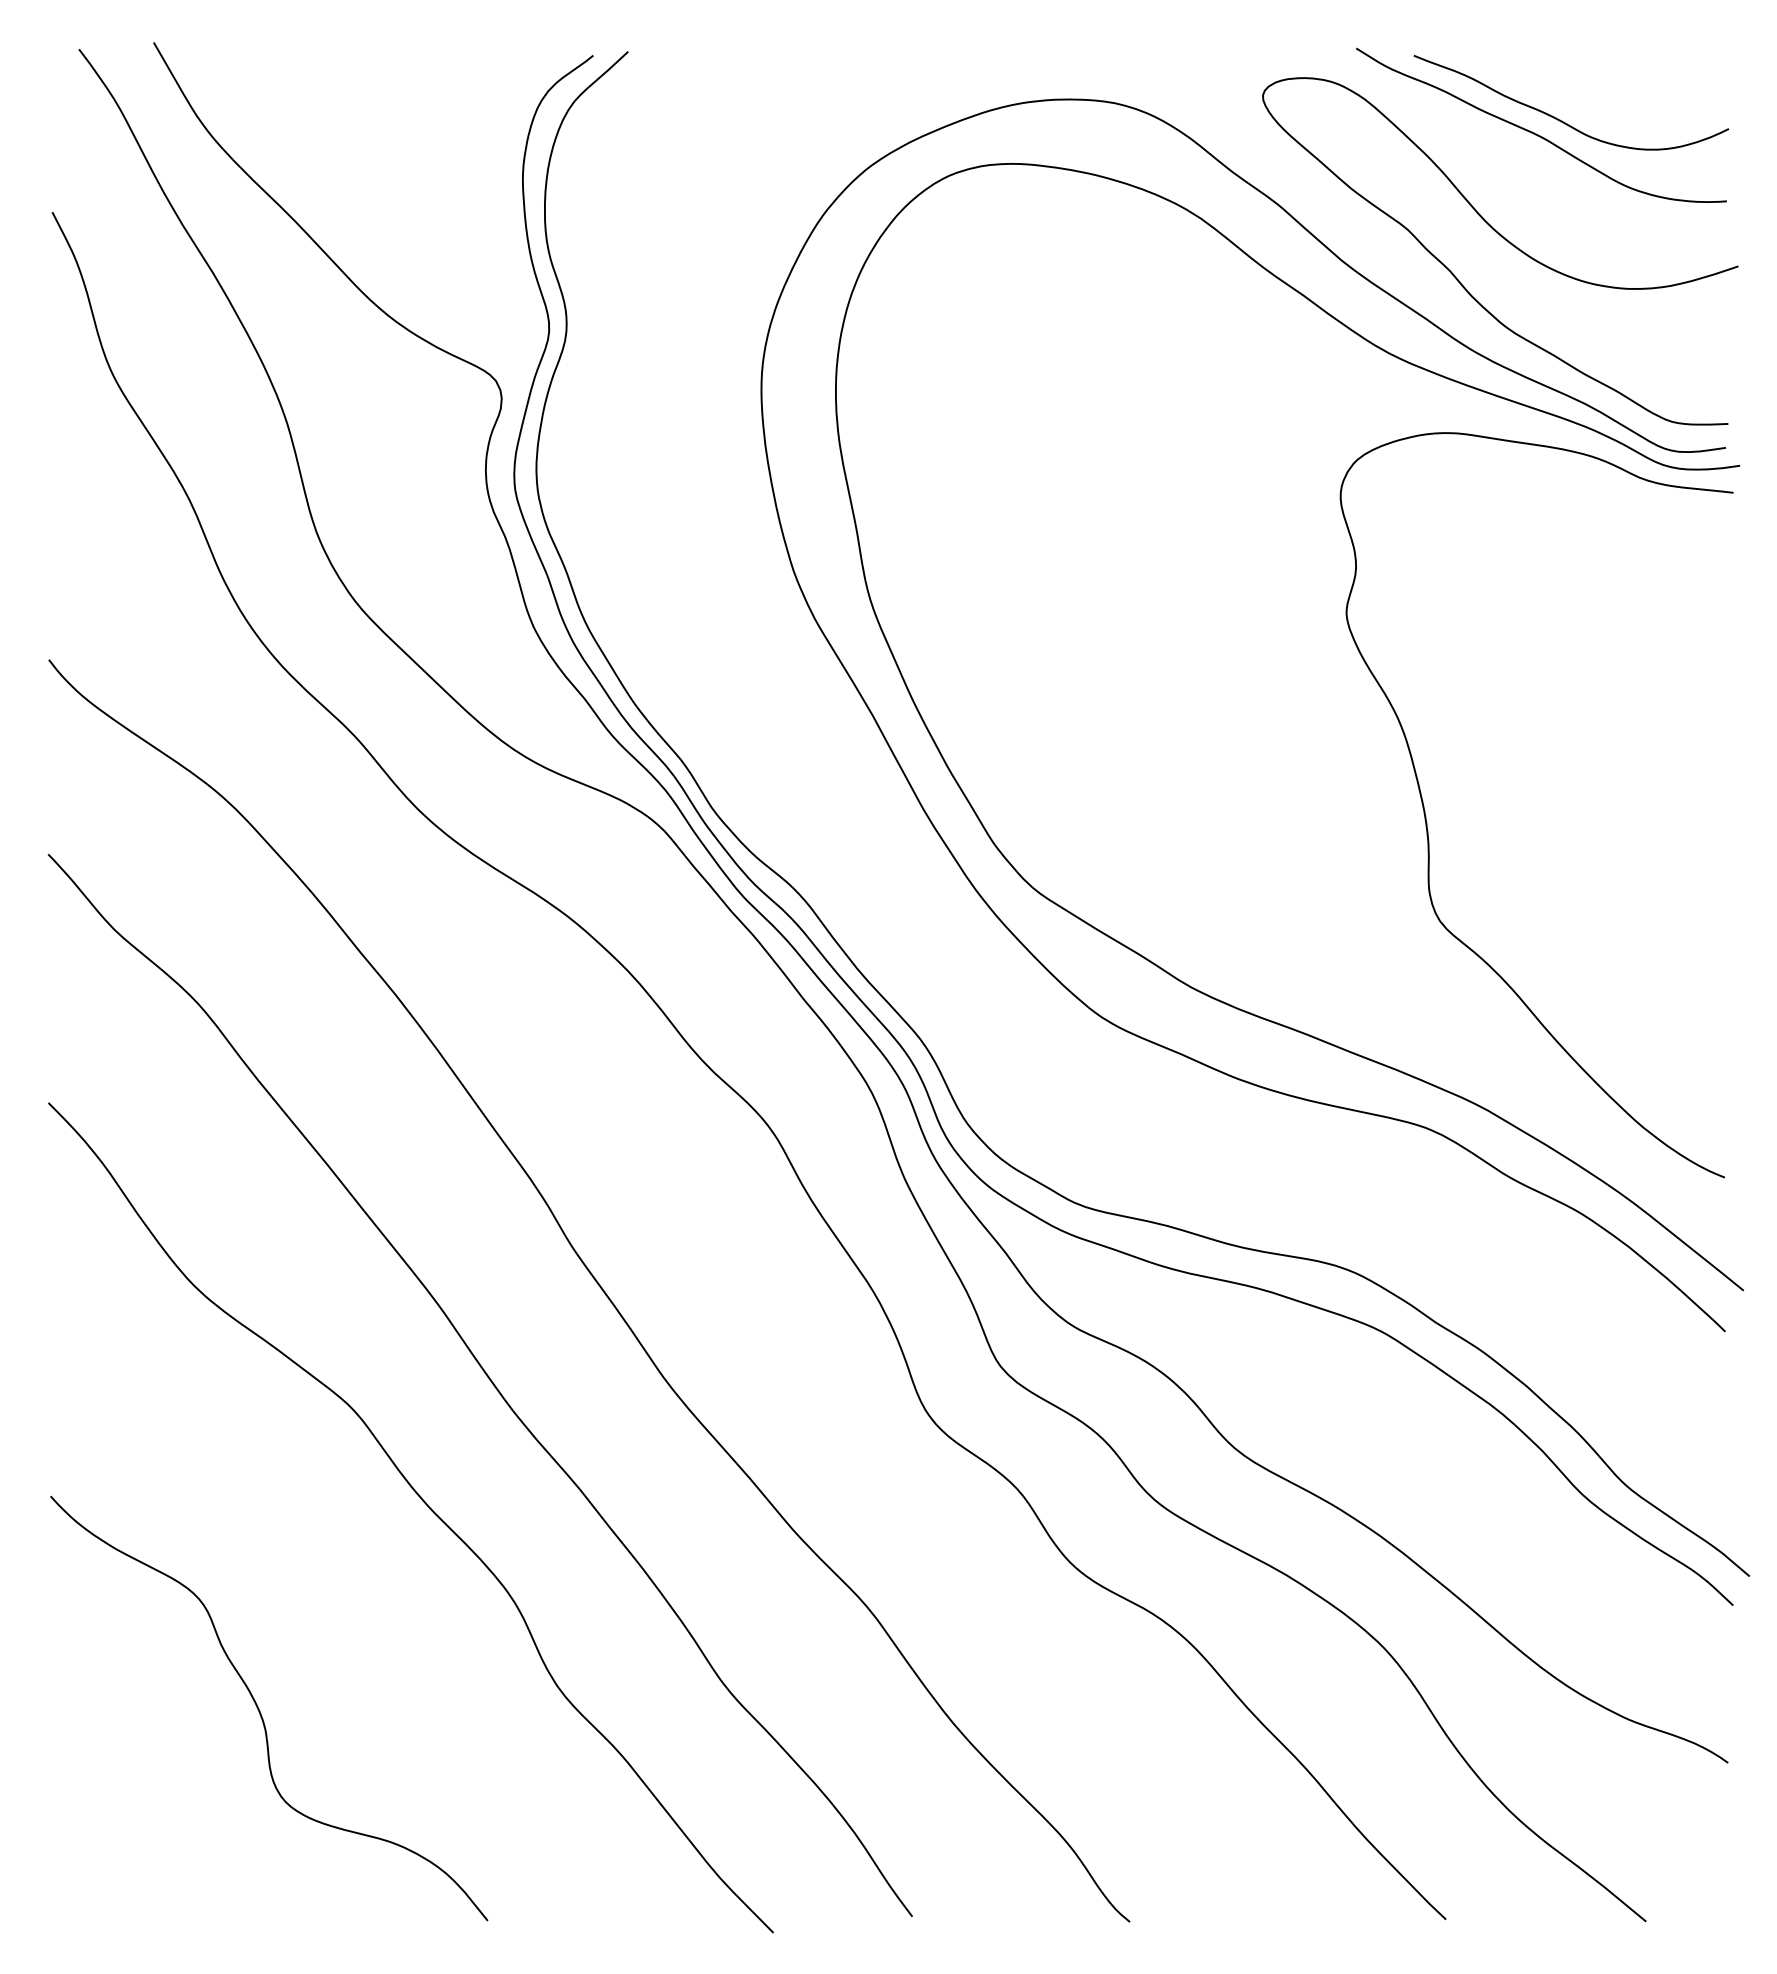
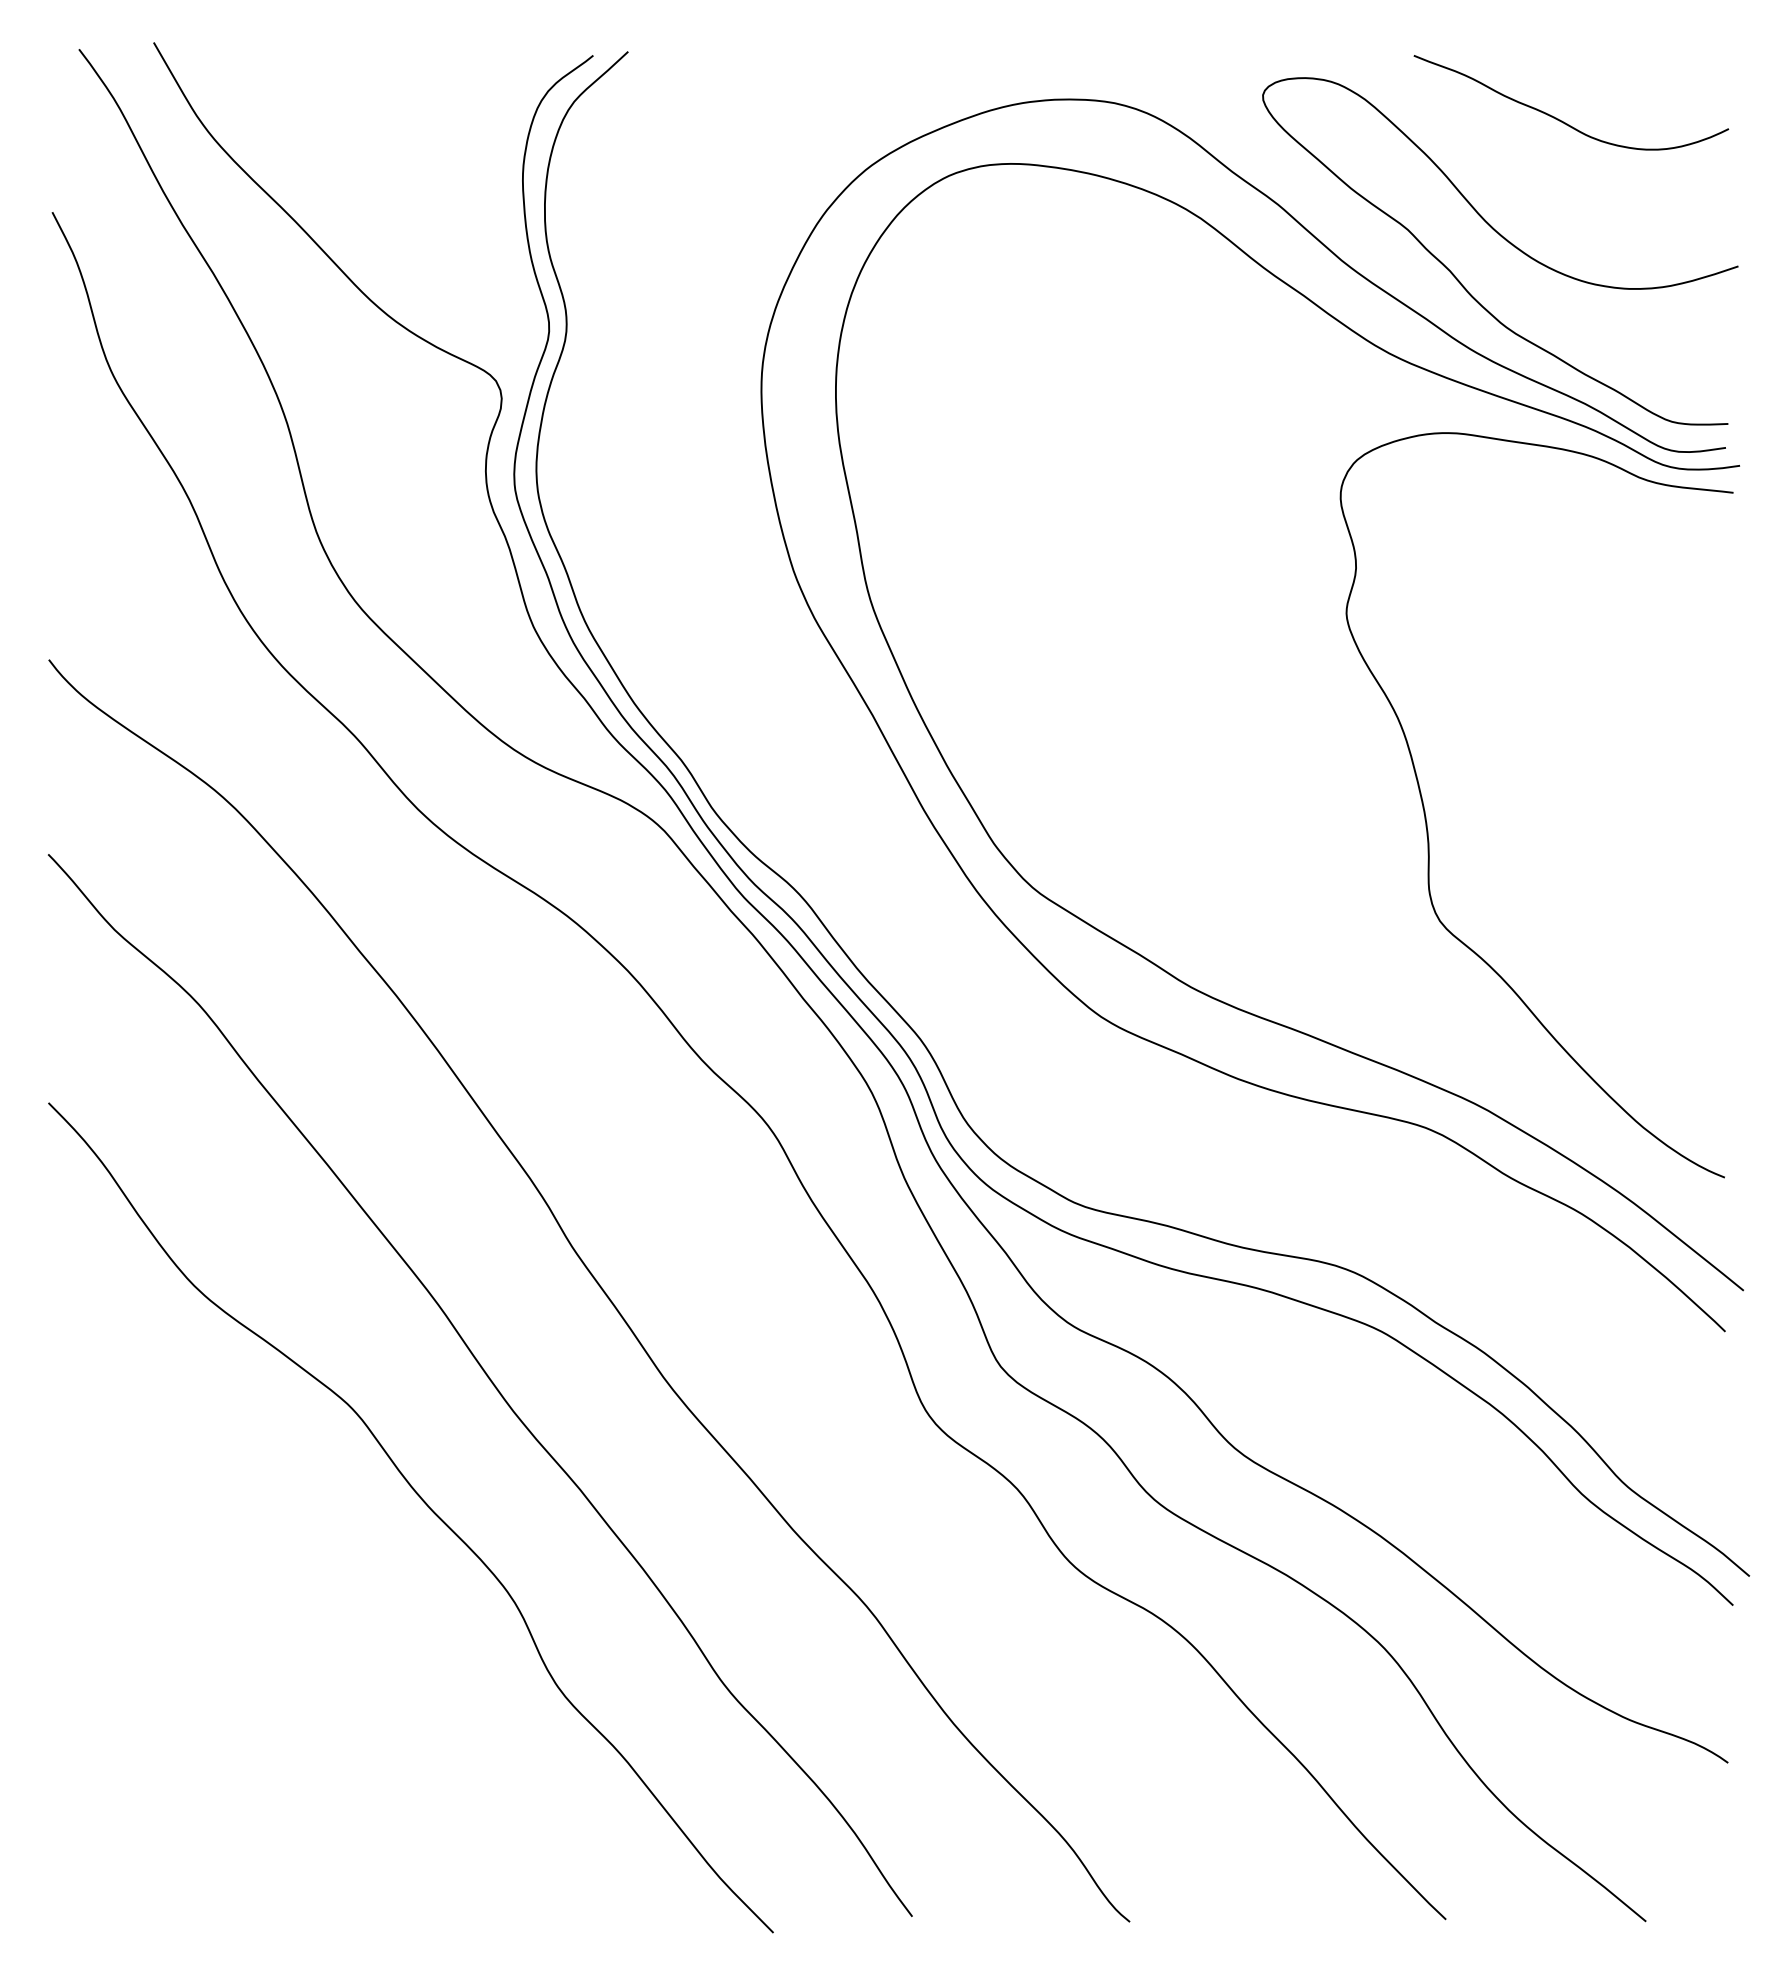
curve: present -> none (1536, 133)
curve: present -> none (261, 1713)
